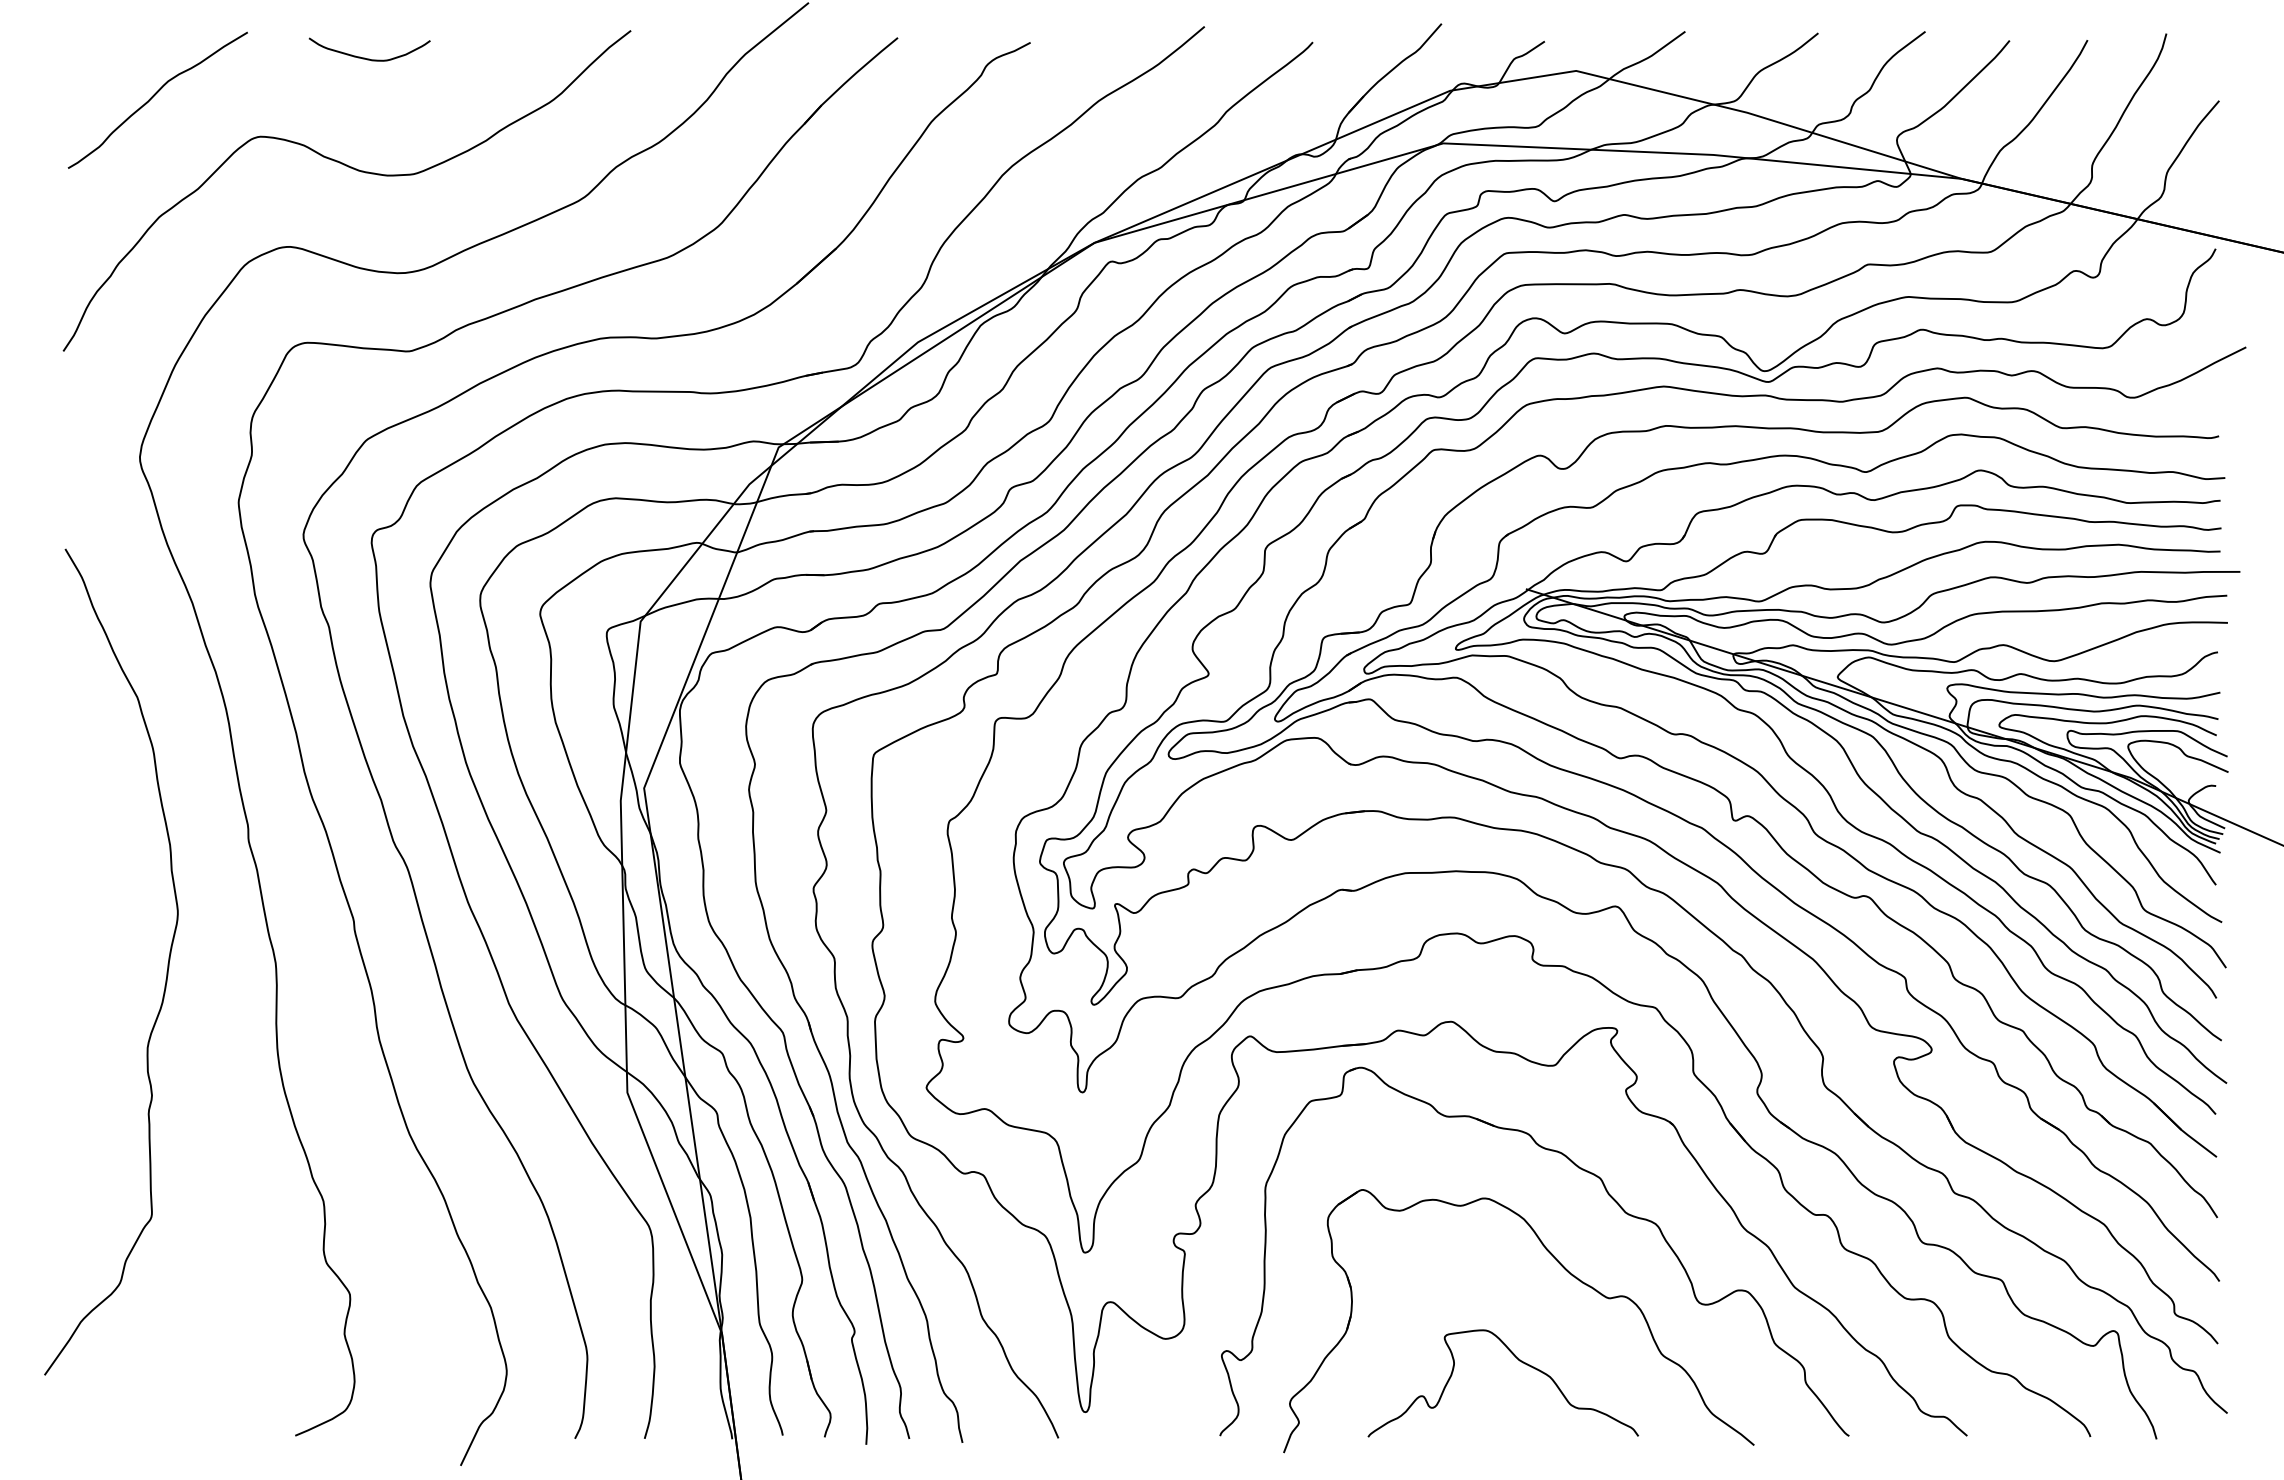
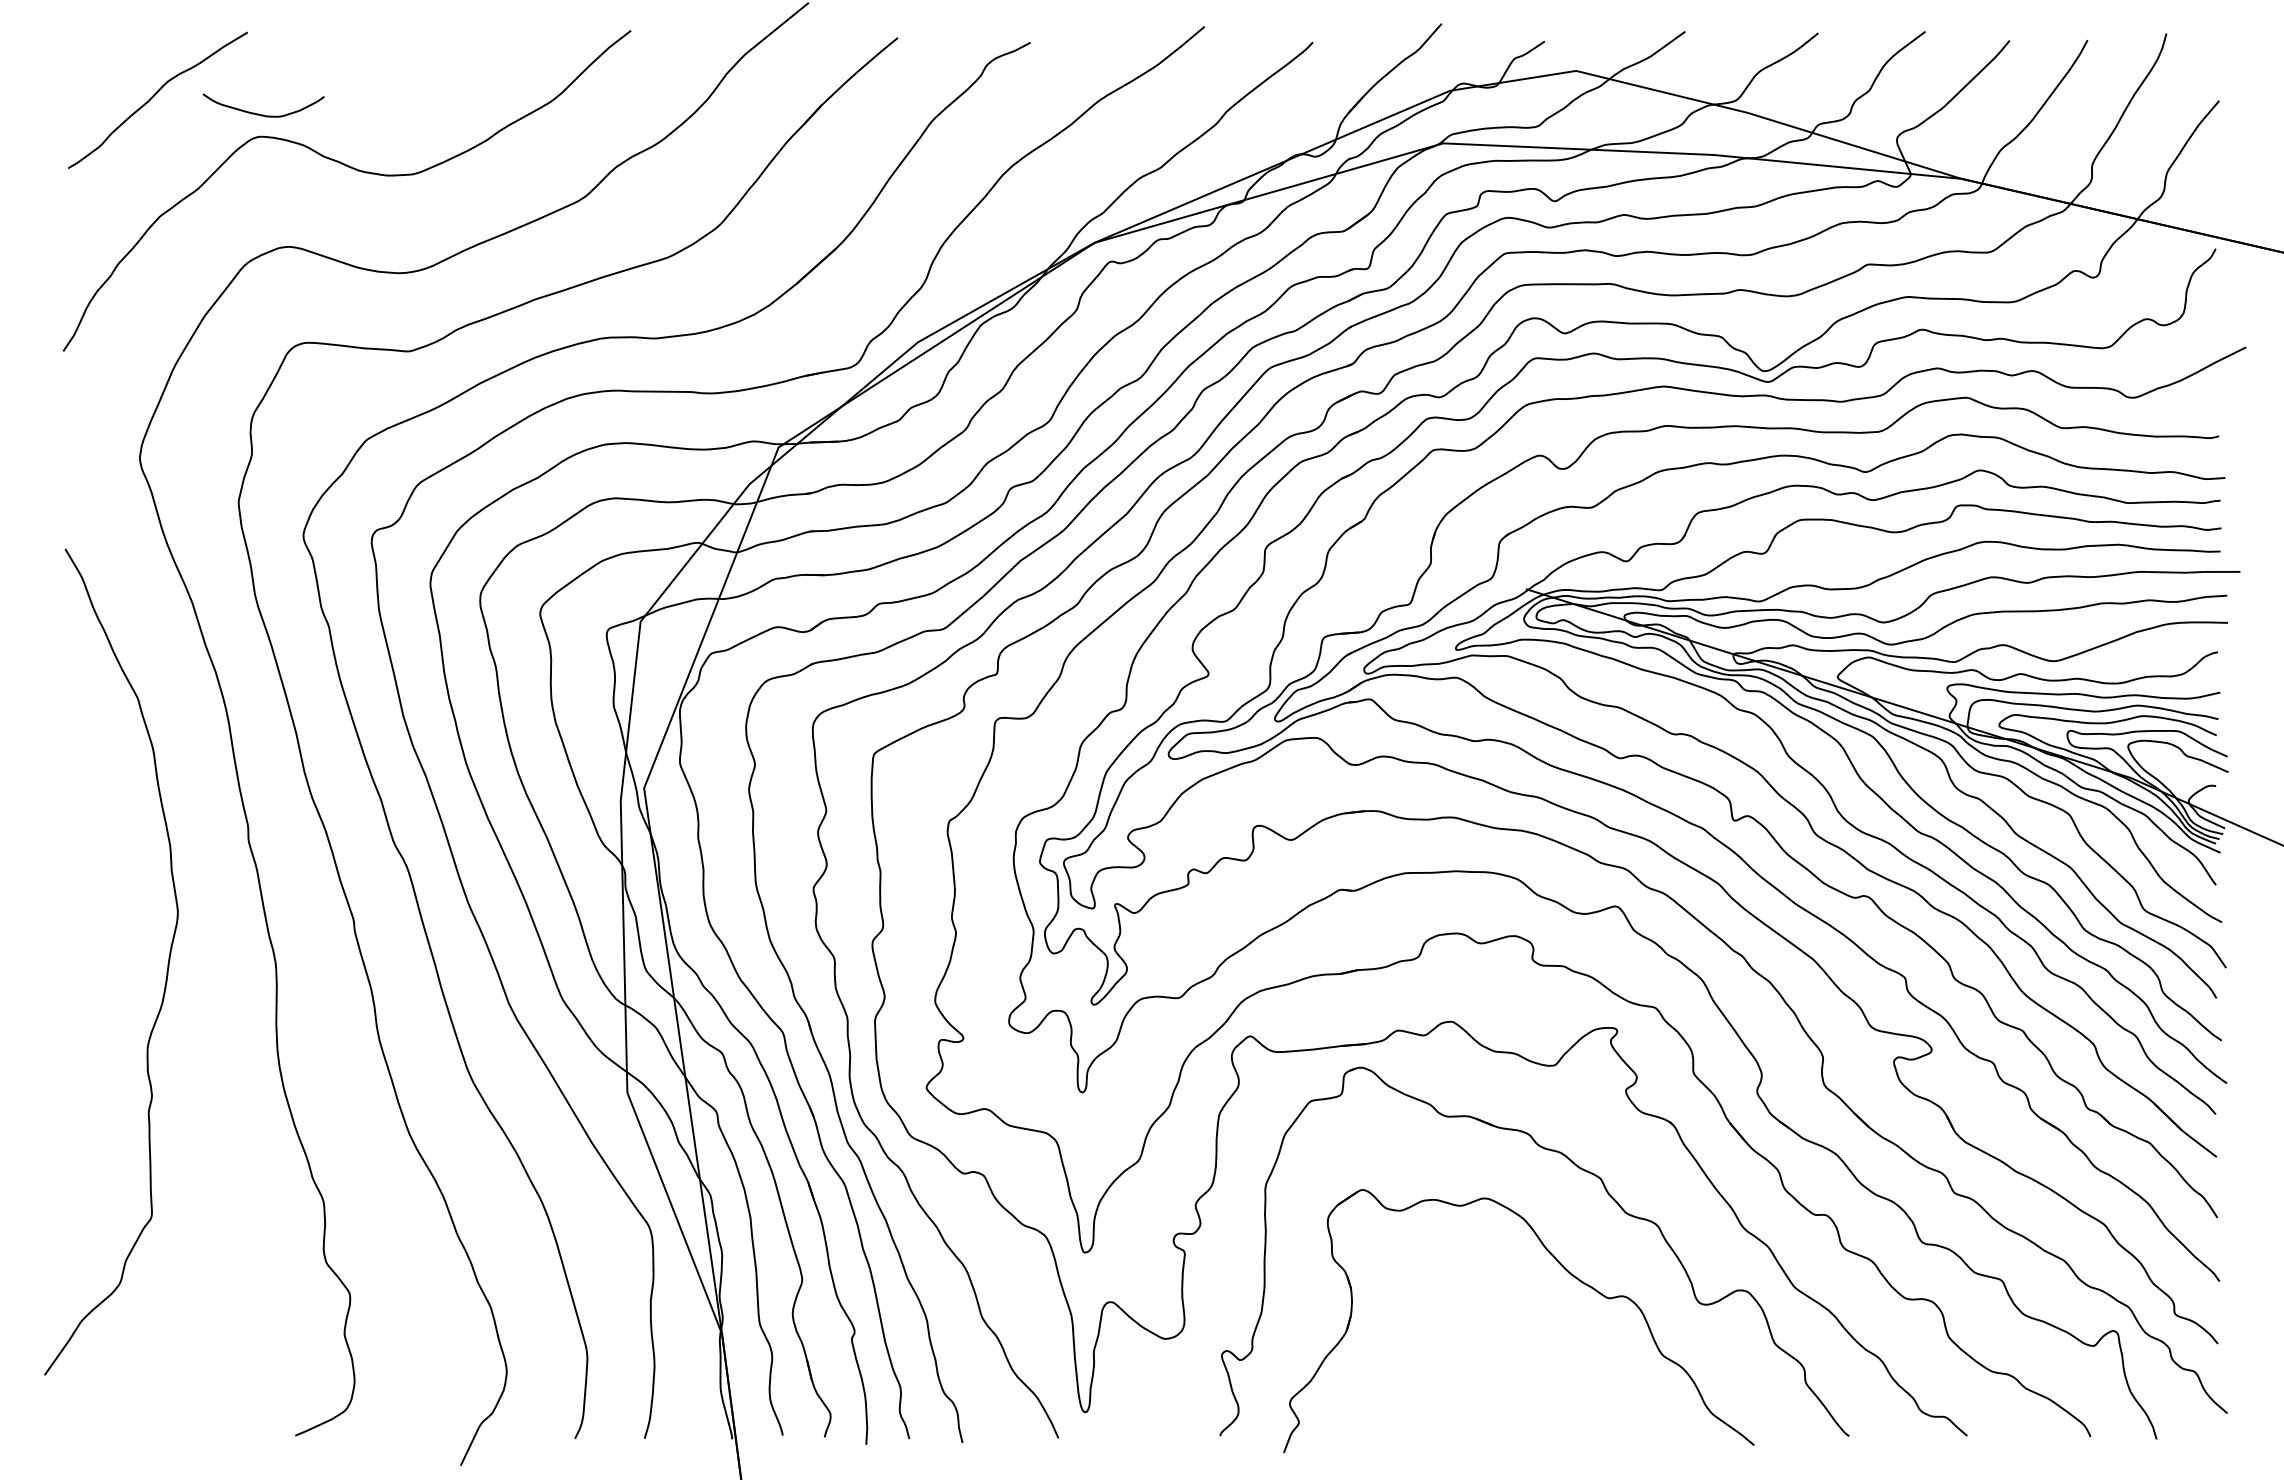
curve position: (369, 58) -> (263, 114) (263, 114)
curve: present -> none (1519, 1361)
